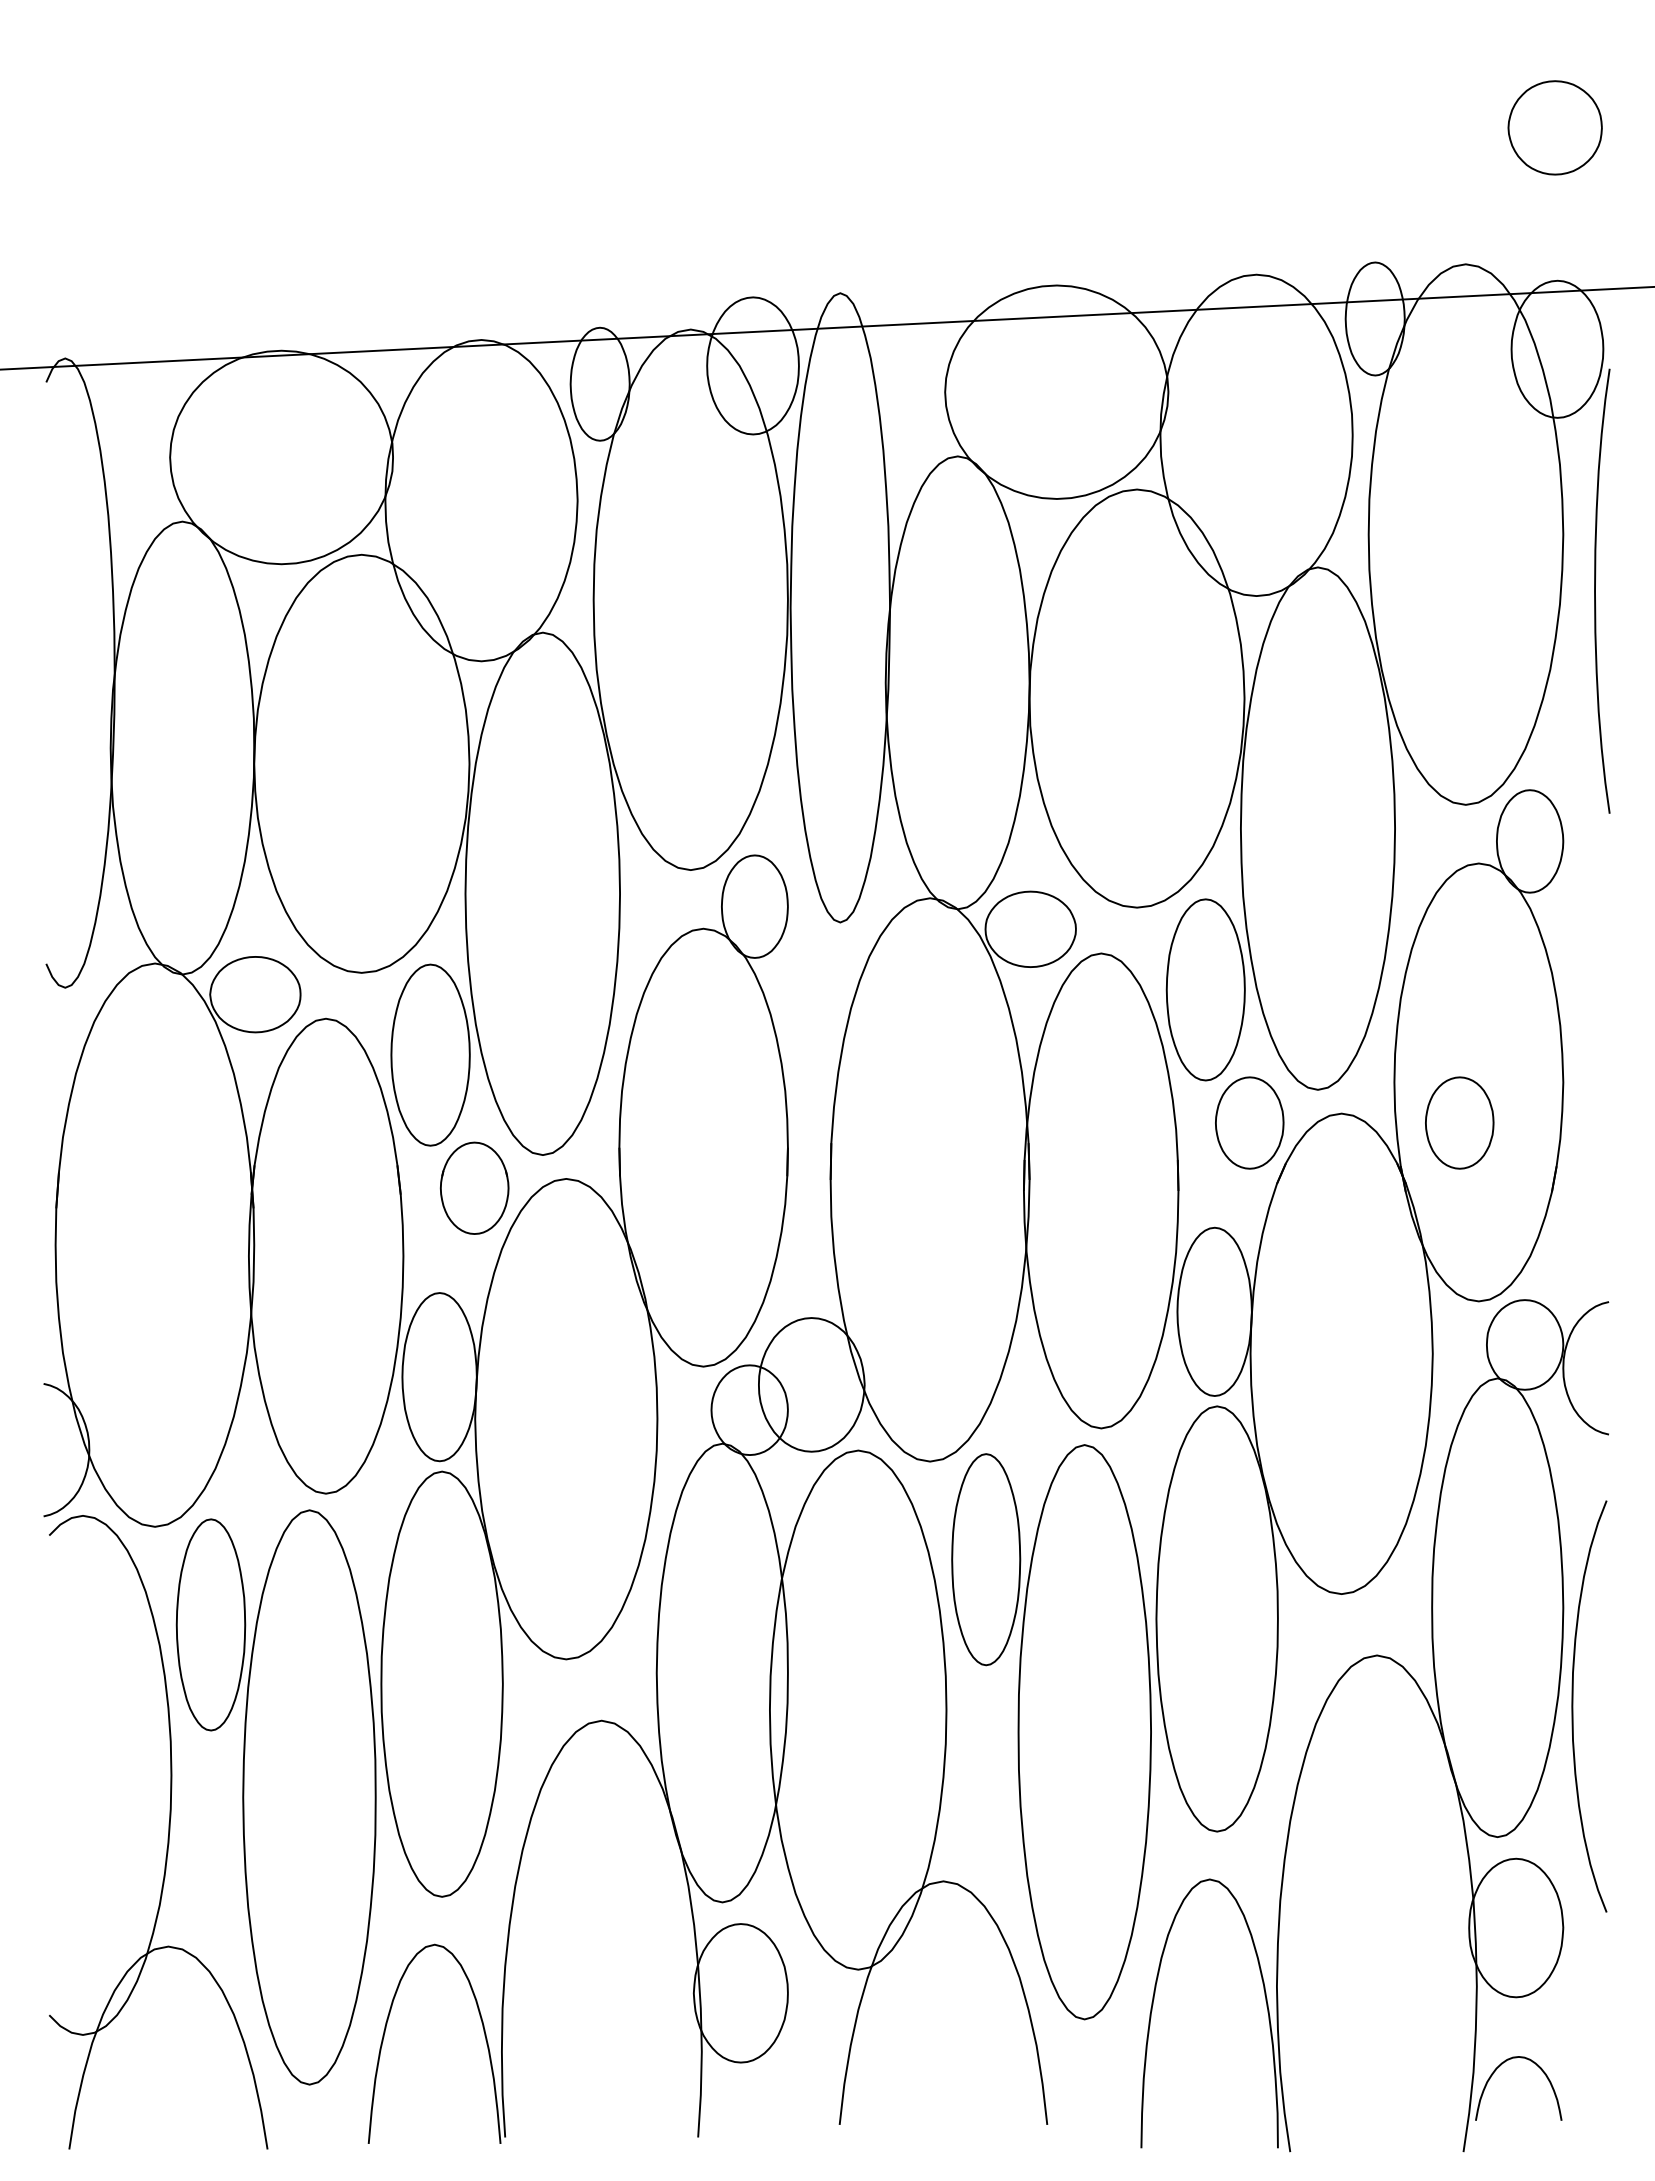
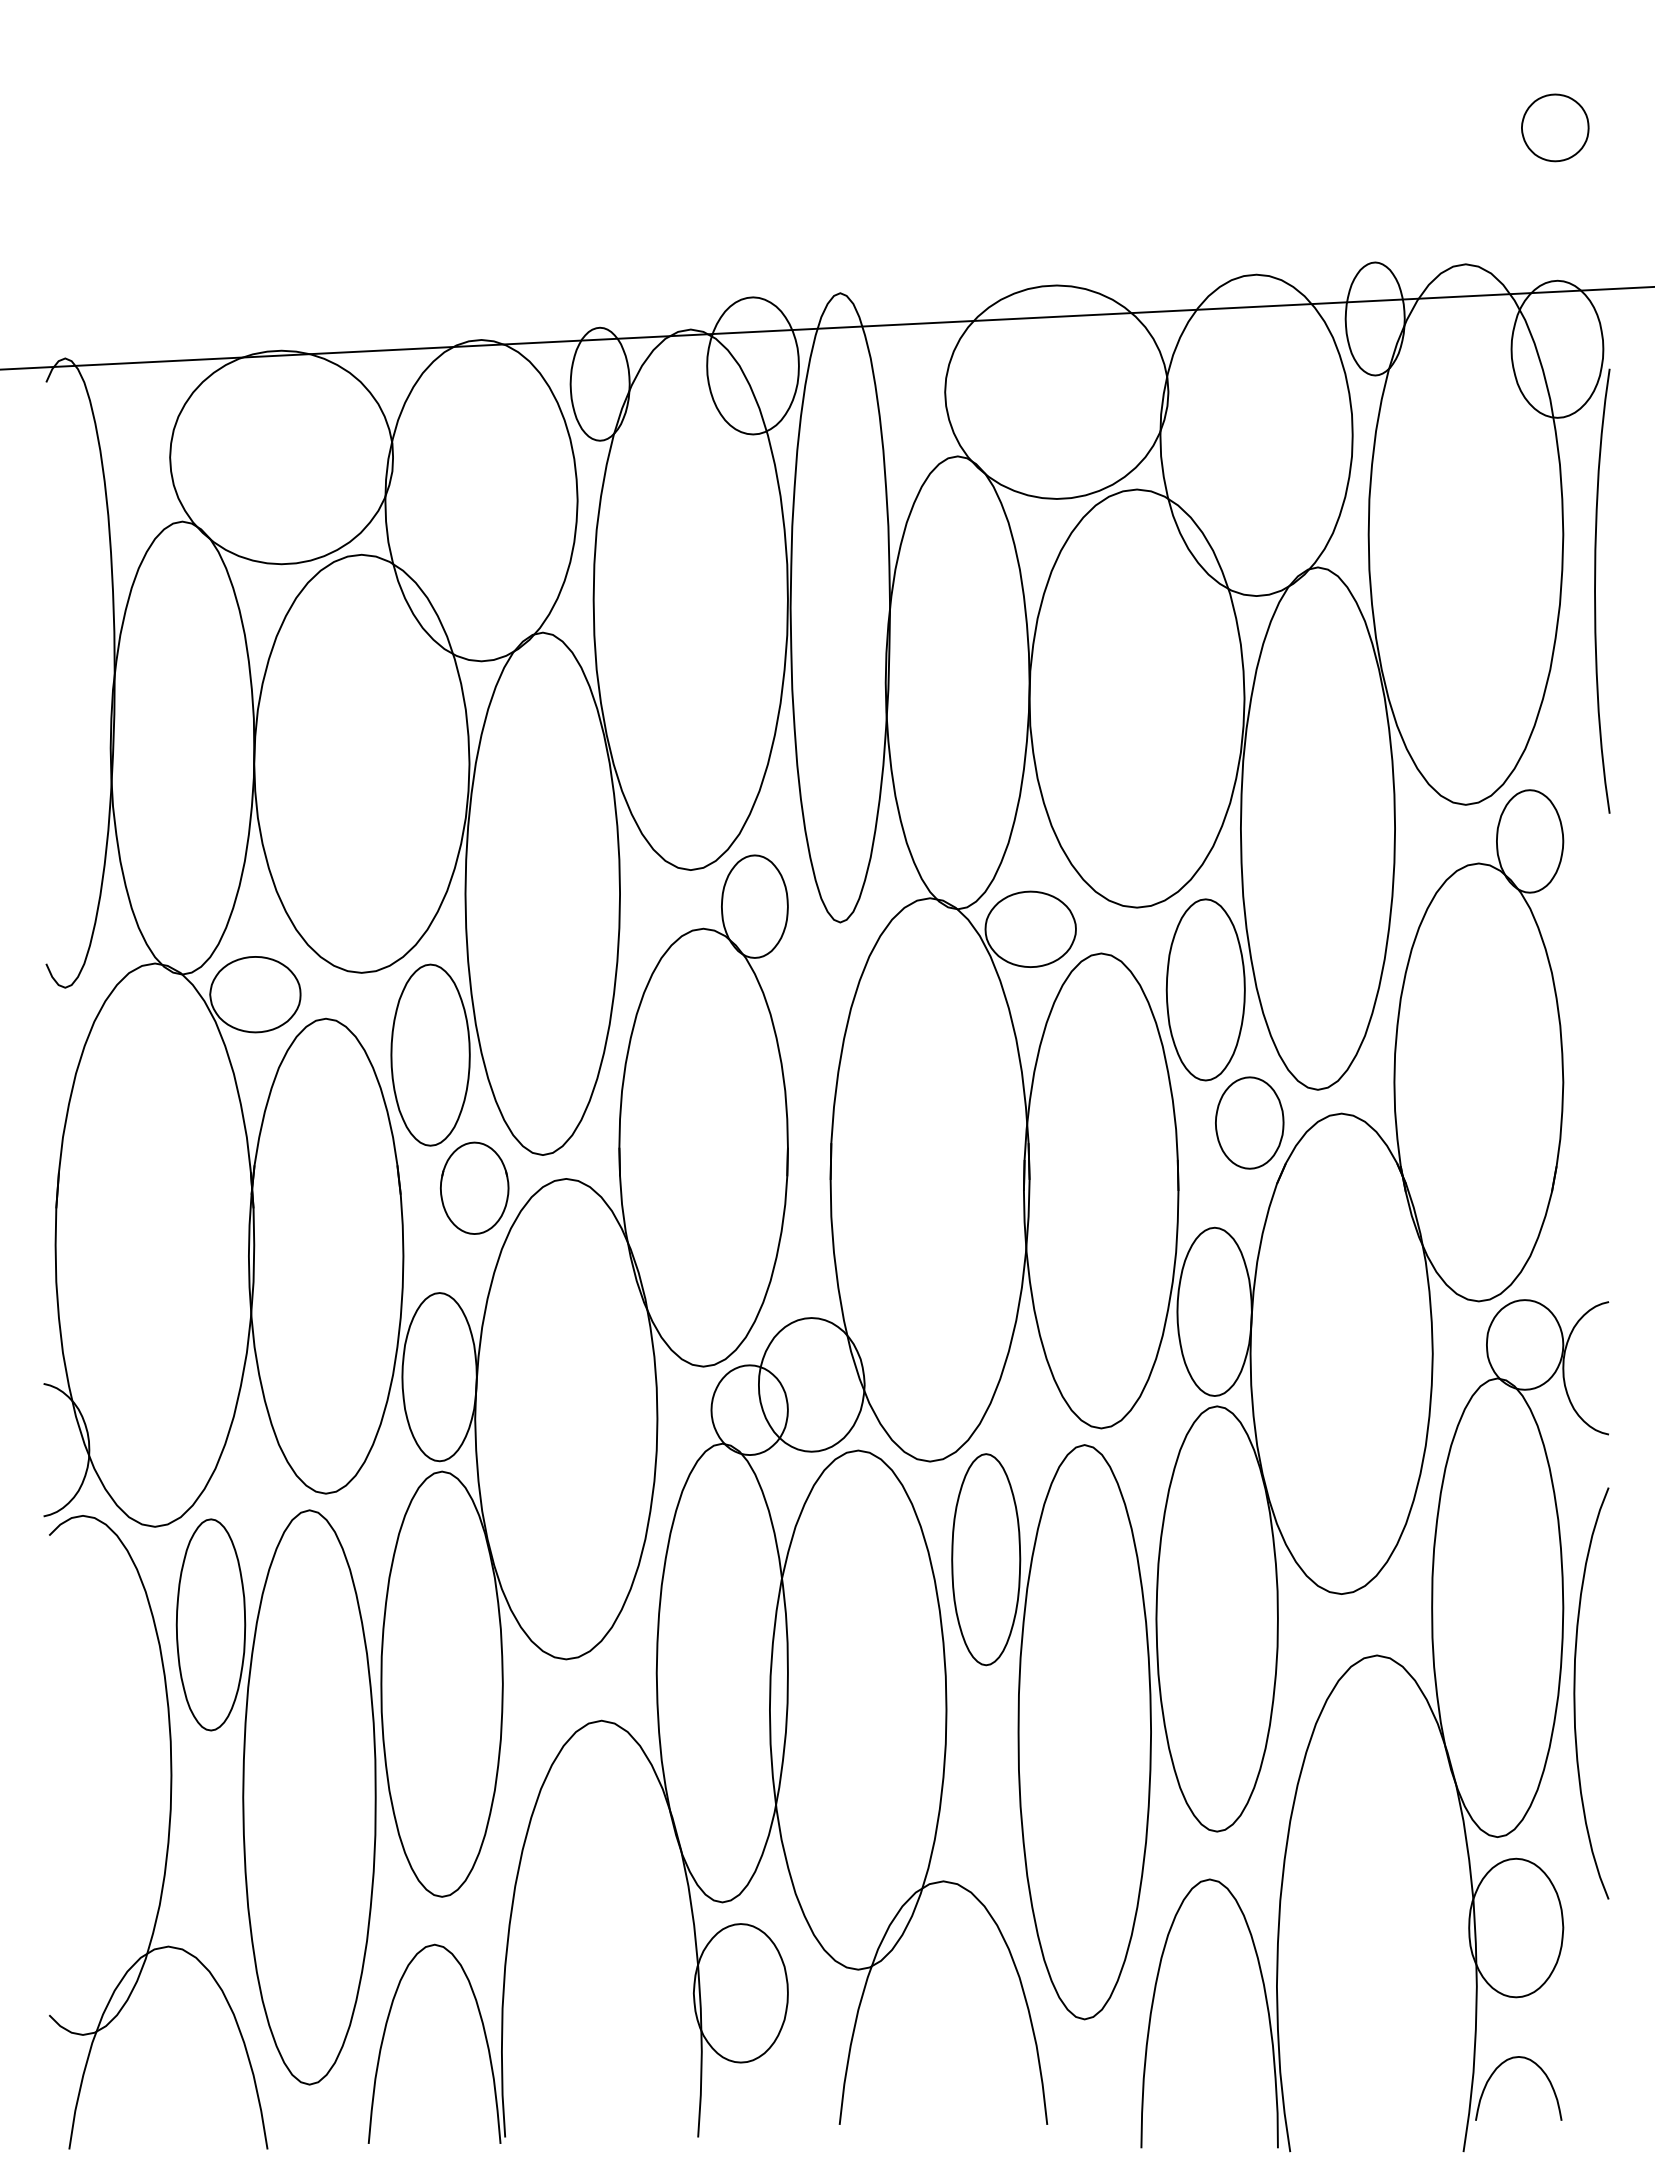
part size: 96x96 px -> 69x70 px (1555, 127)
part: present -> none (1459, 1122)
curve position: (1573, 1706) -> (1575, 1693) (1575, 1693)
